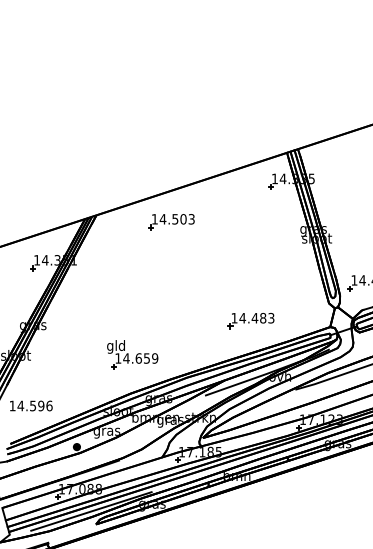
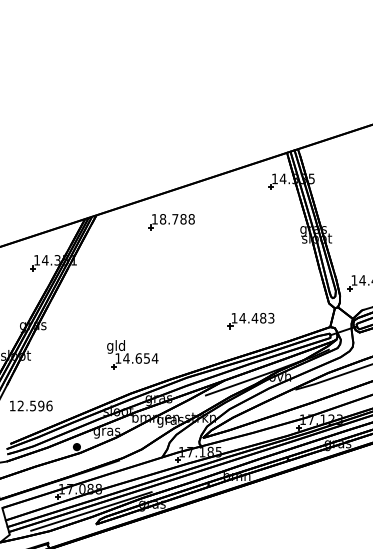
text: 14.503 -> 18.788 (176, 219)
text: 14.659 -> 14.654 (154, 358)
text: 14.596 -> 12.596 (20, 405)
